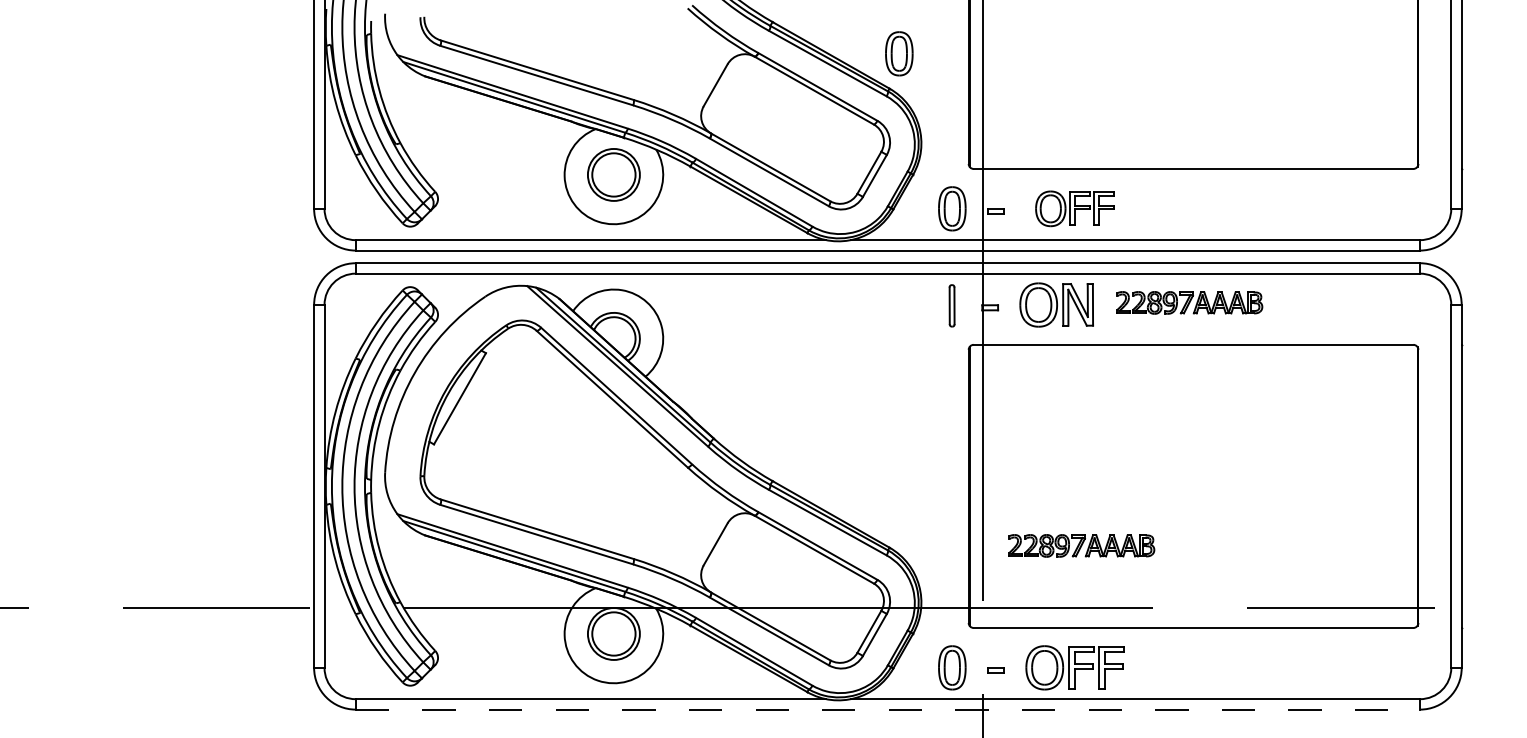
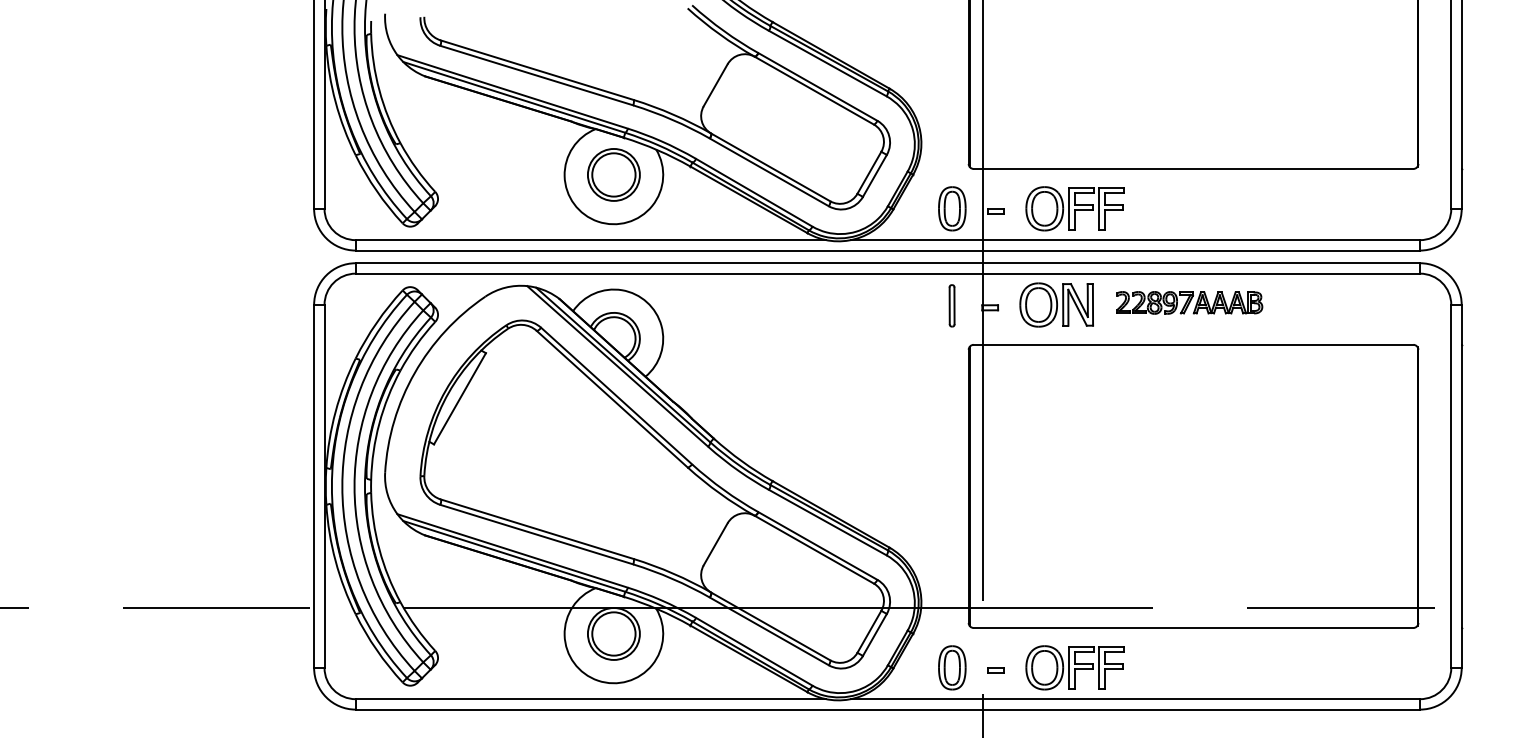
part: present -> none (899, 53)
part size: 80x38 px -> 100x46 px (1074, 208)
part: present -> none (1081, 545)
line: dashed -> solid (888, 709)
